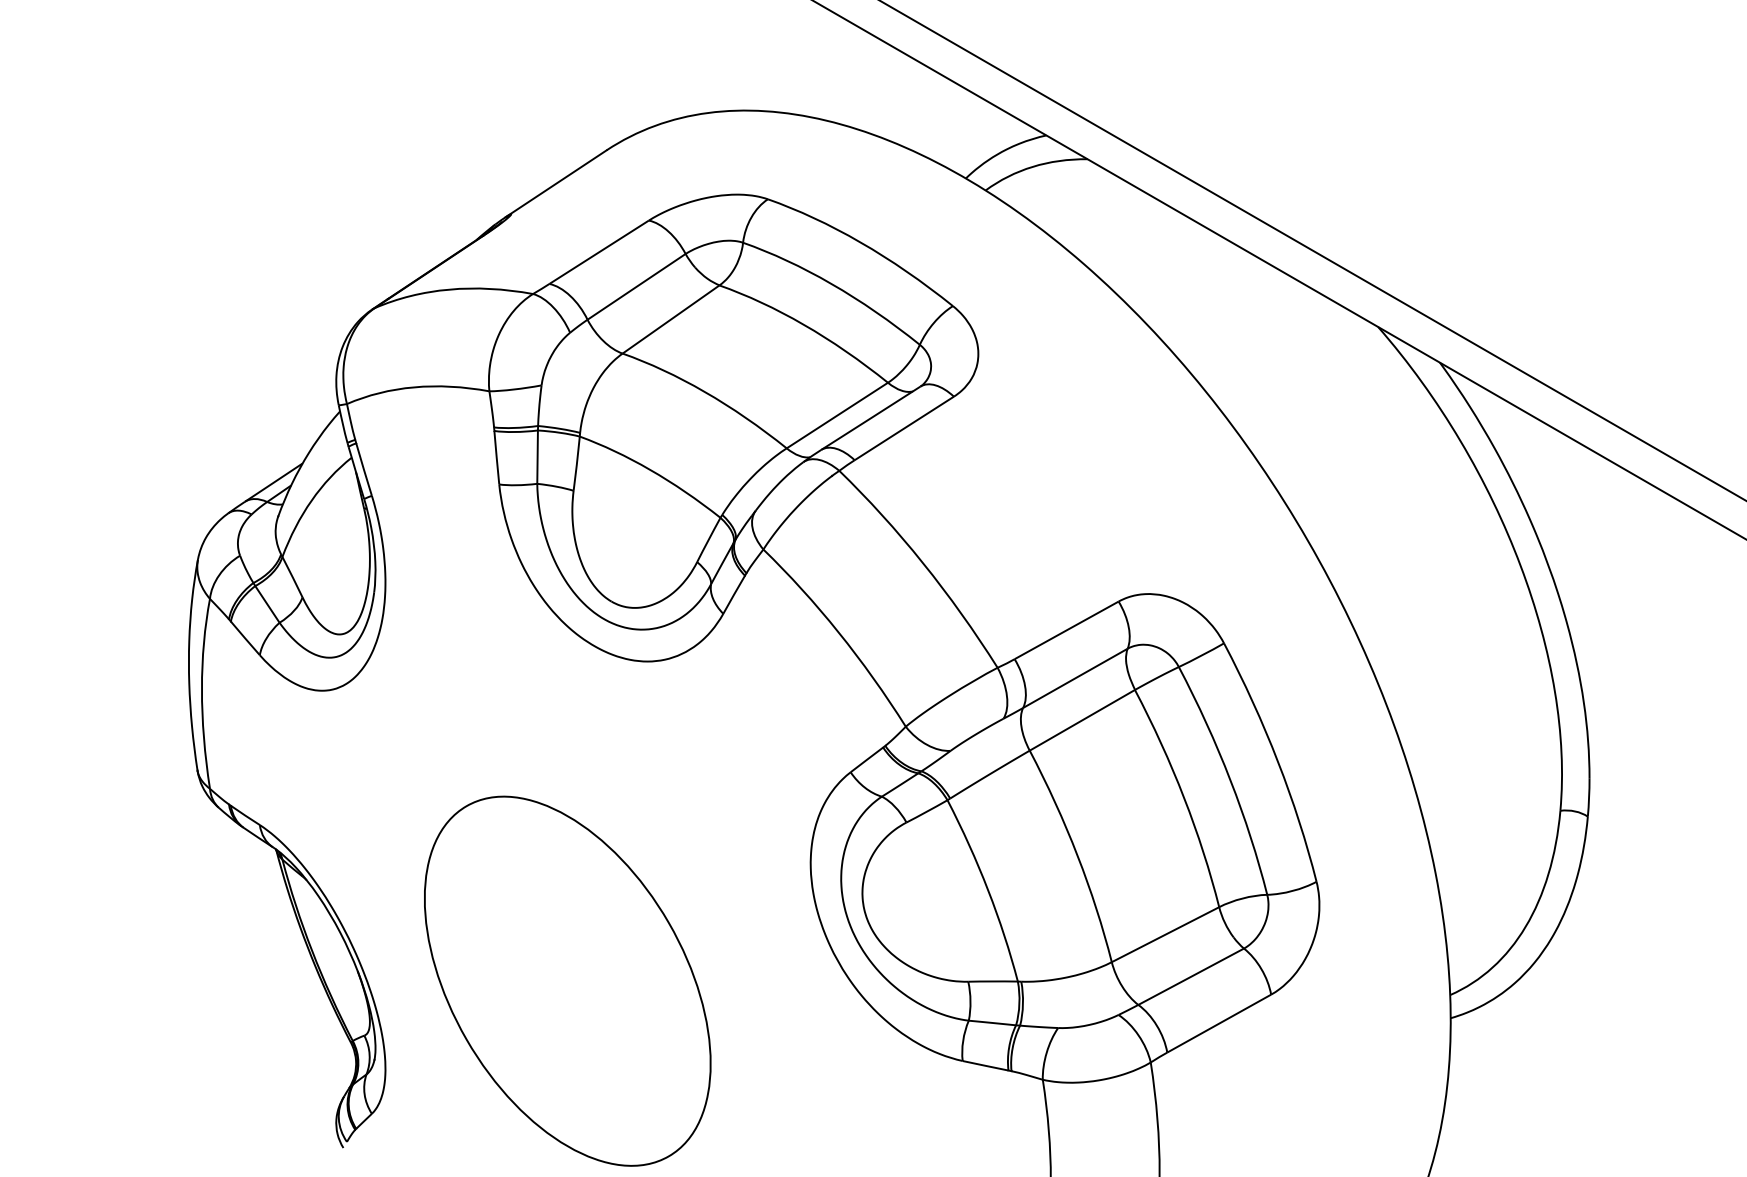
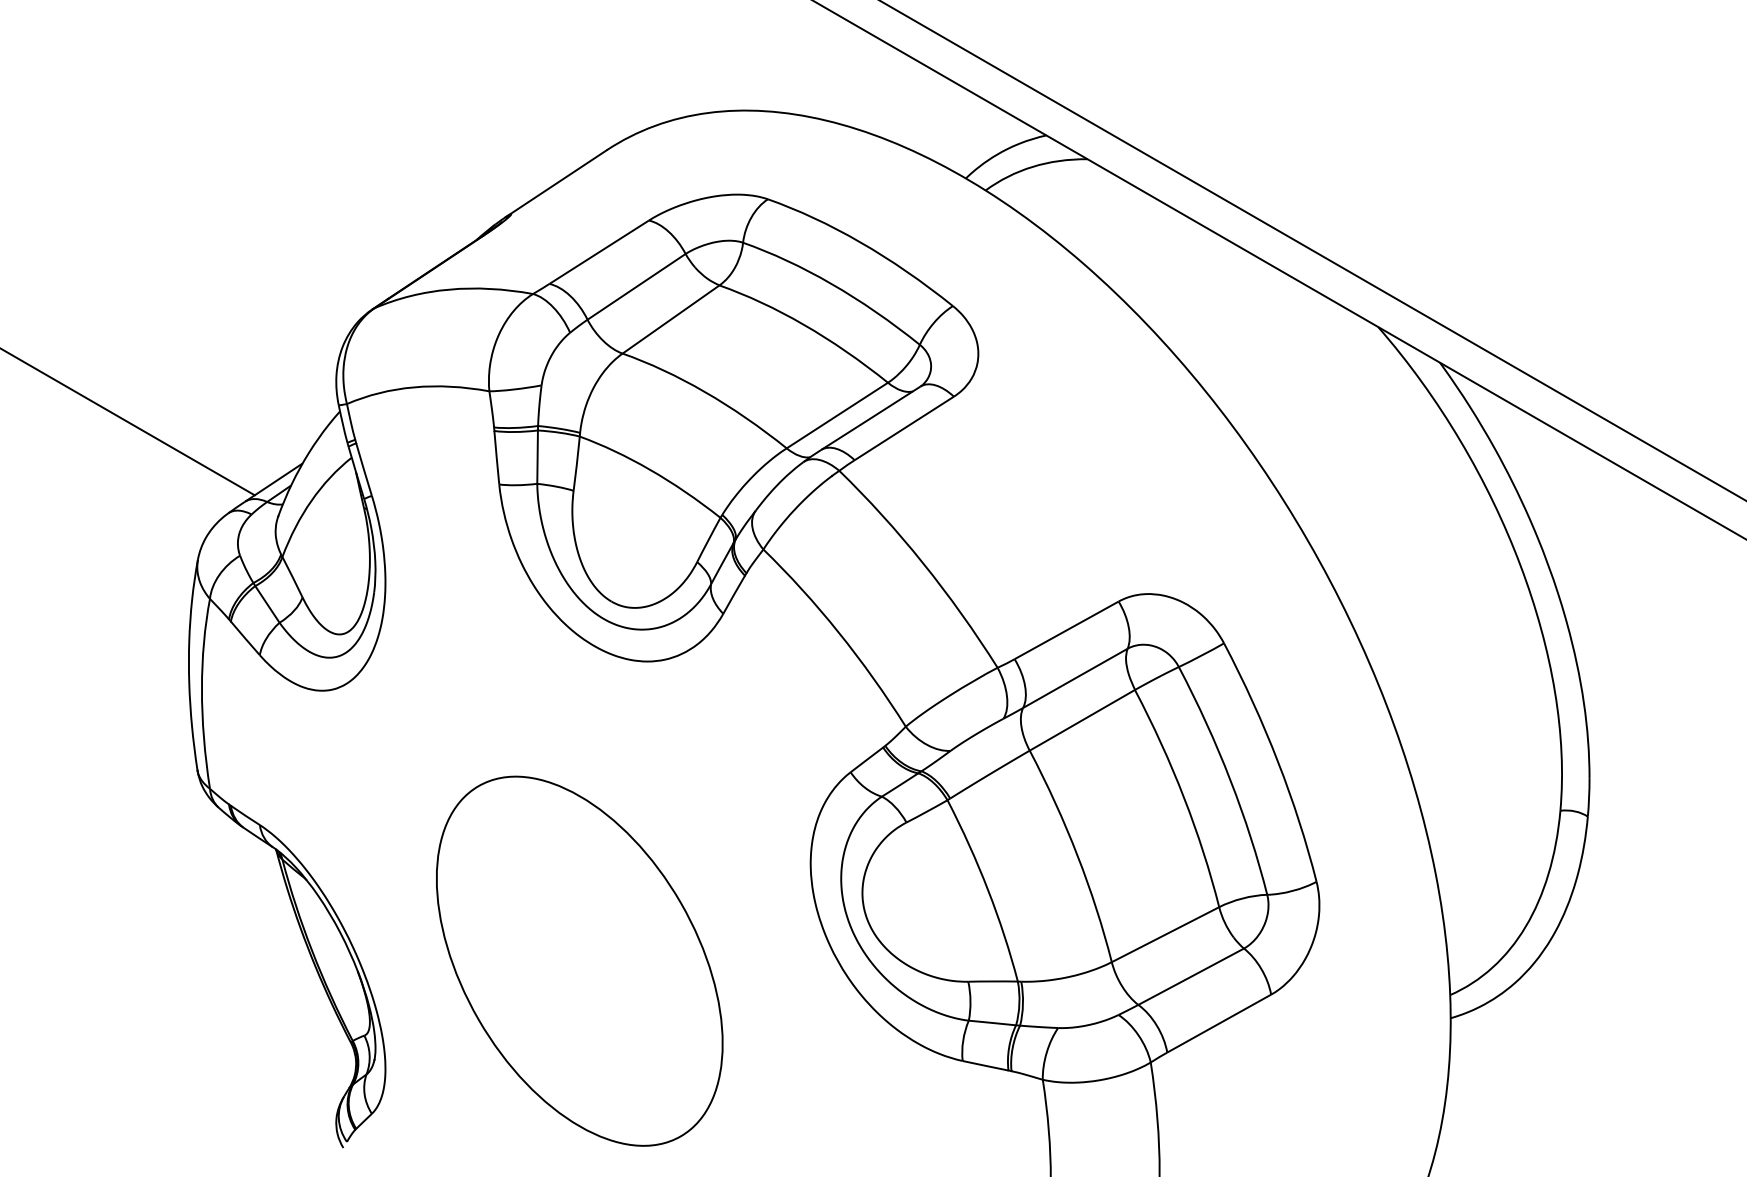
line: none -> present (128, 422)
part position: (567, 980) -> (579, 960) (579, 960)
